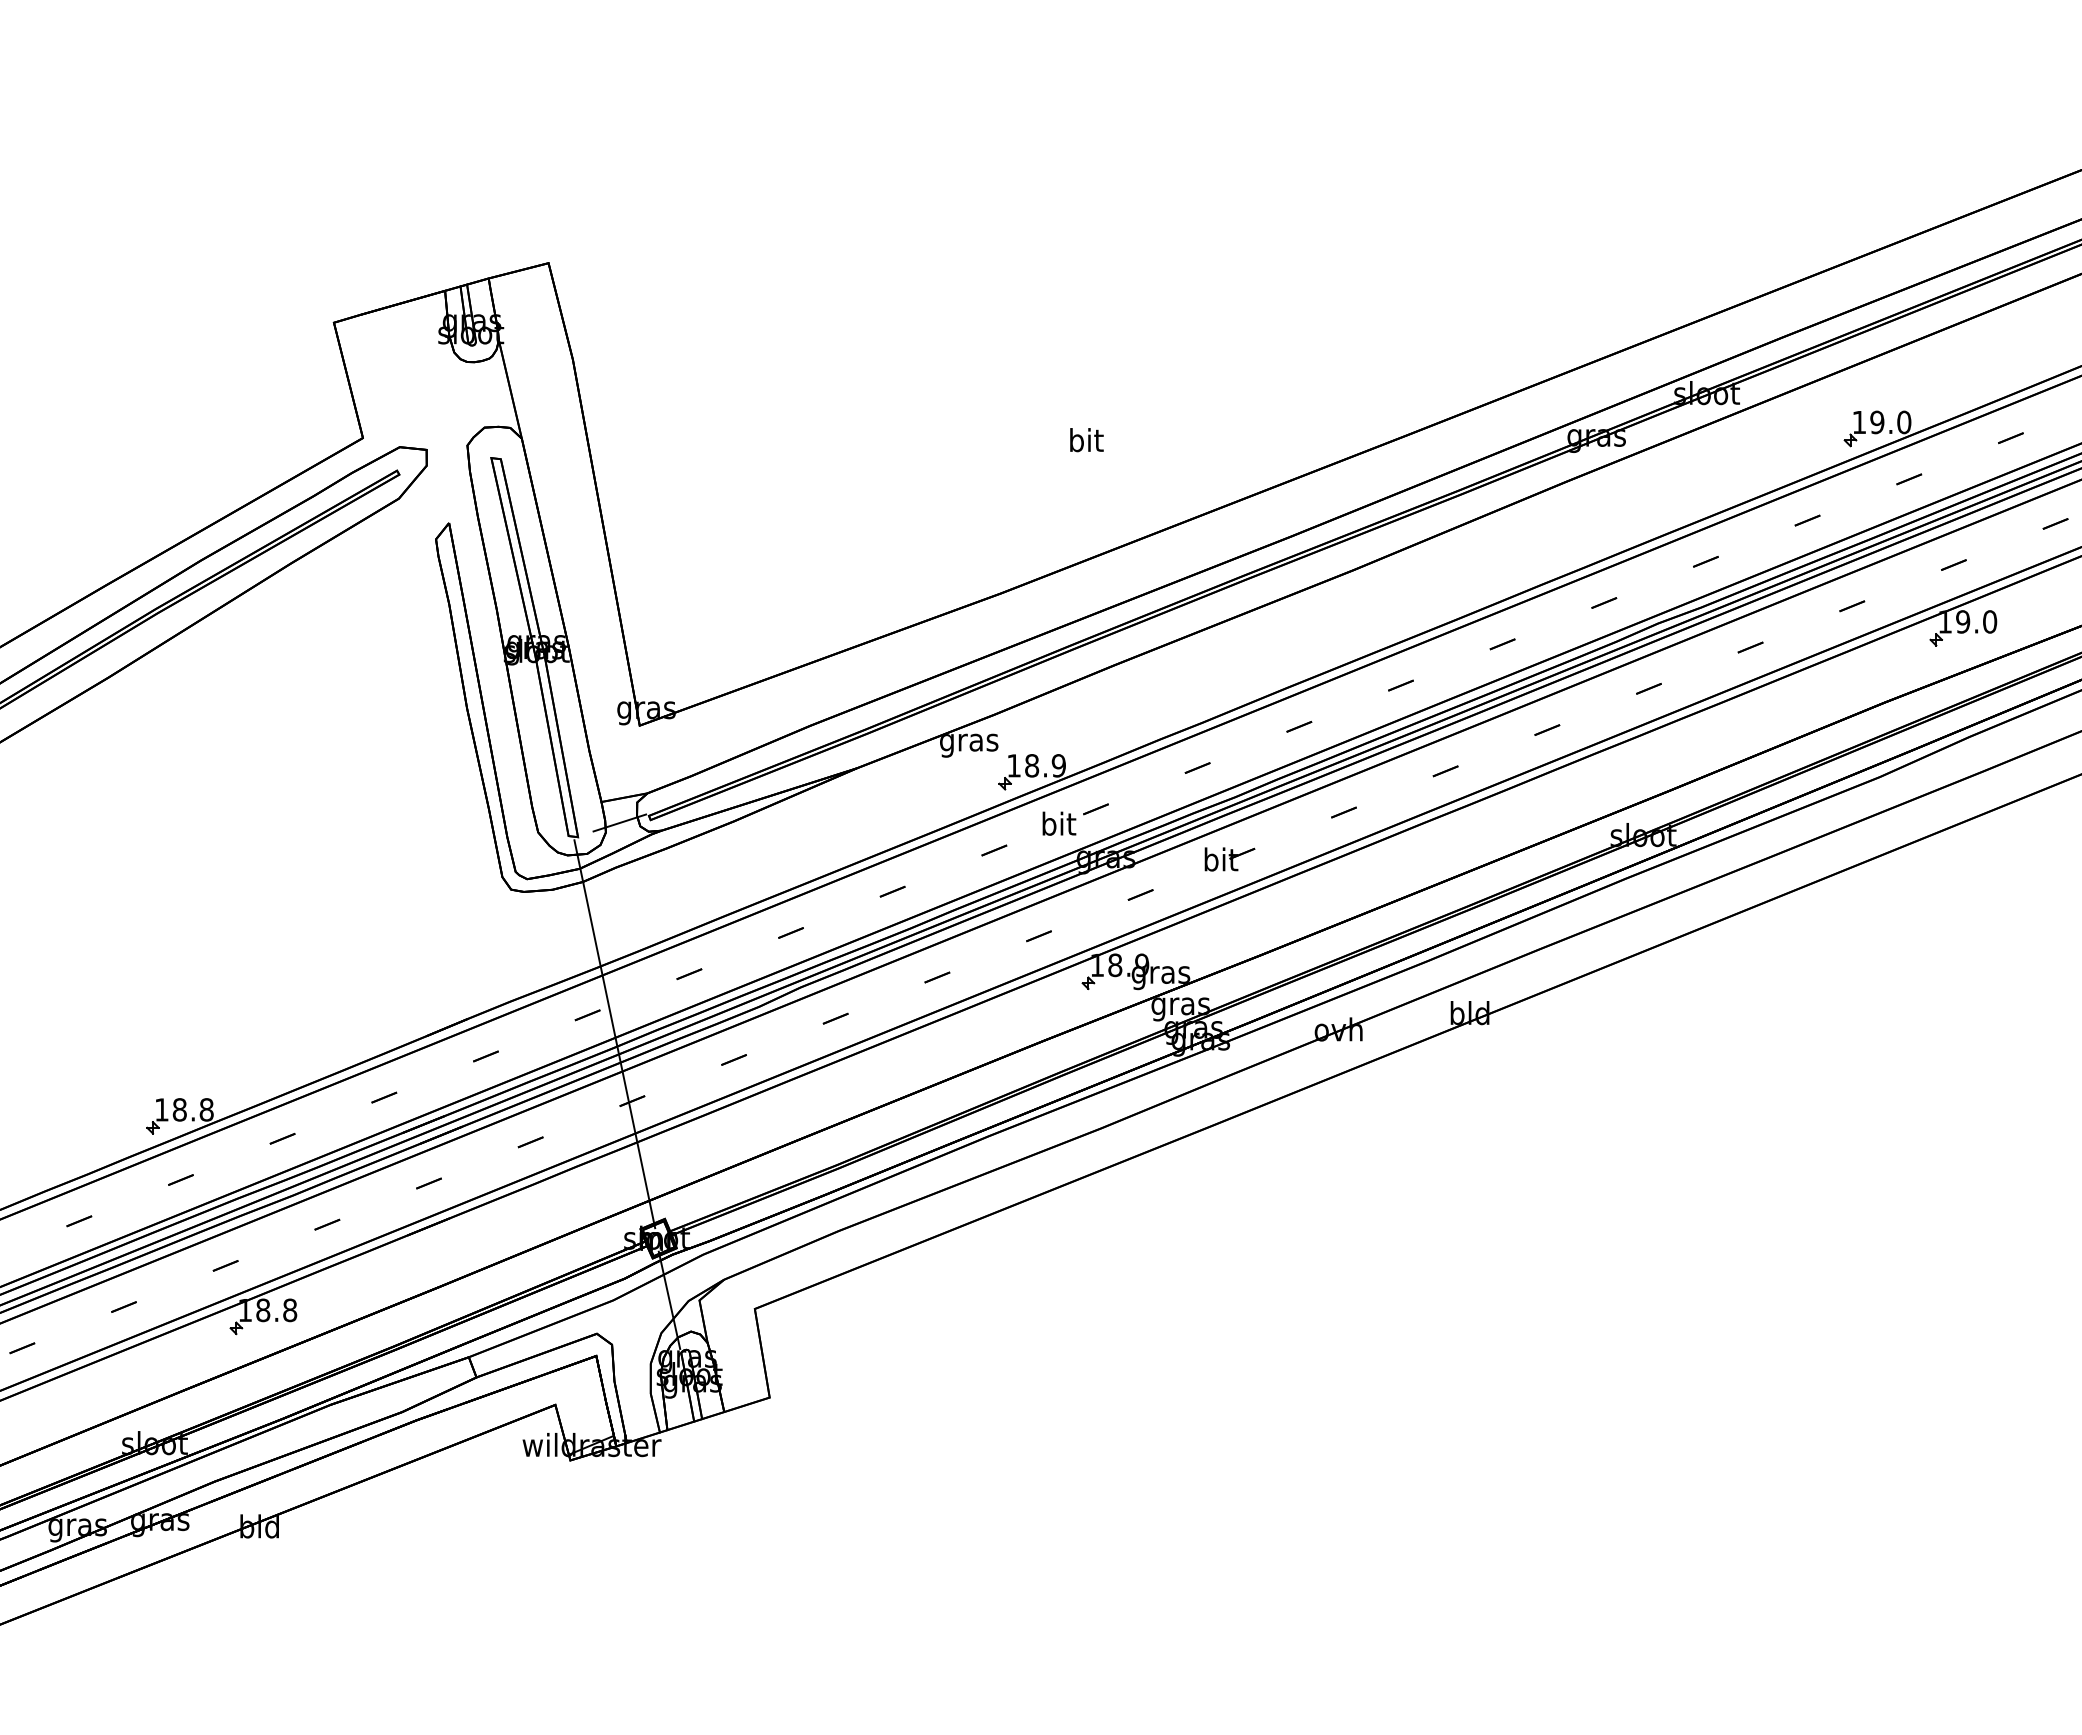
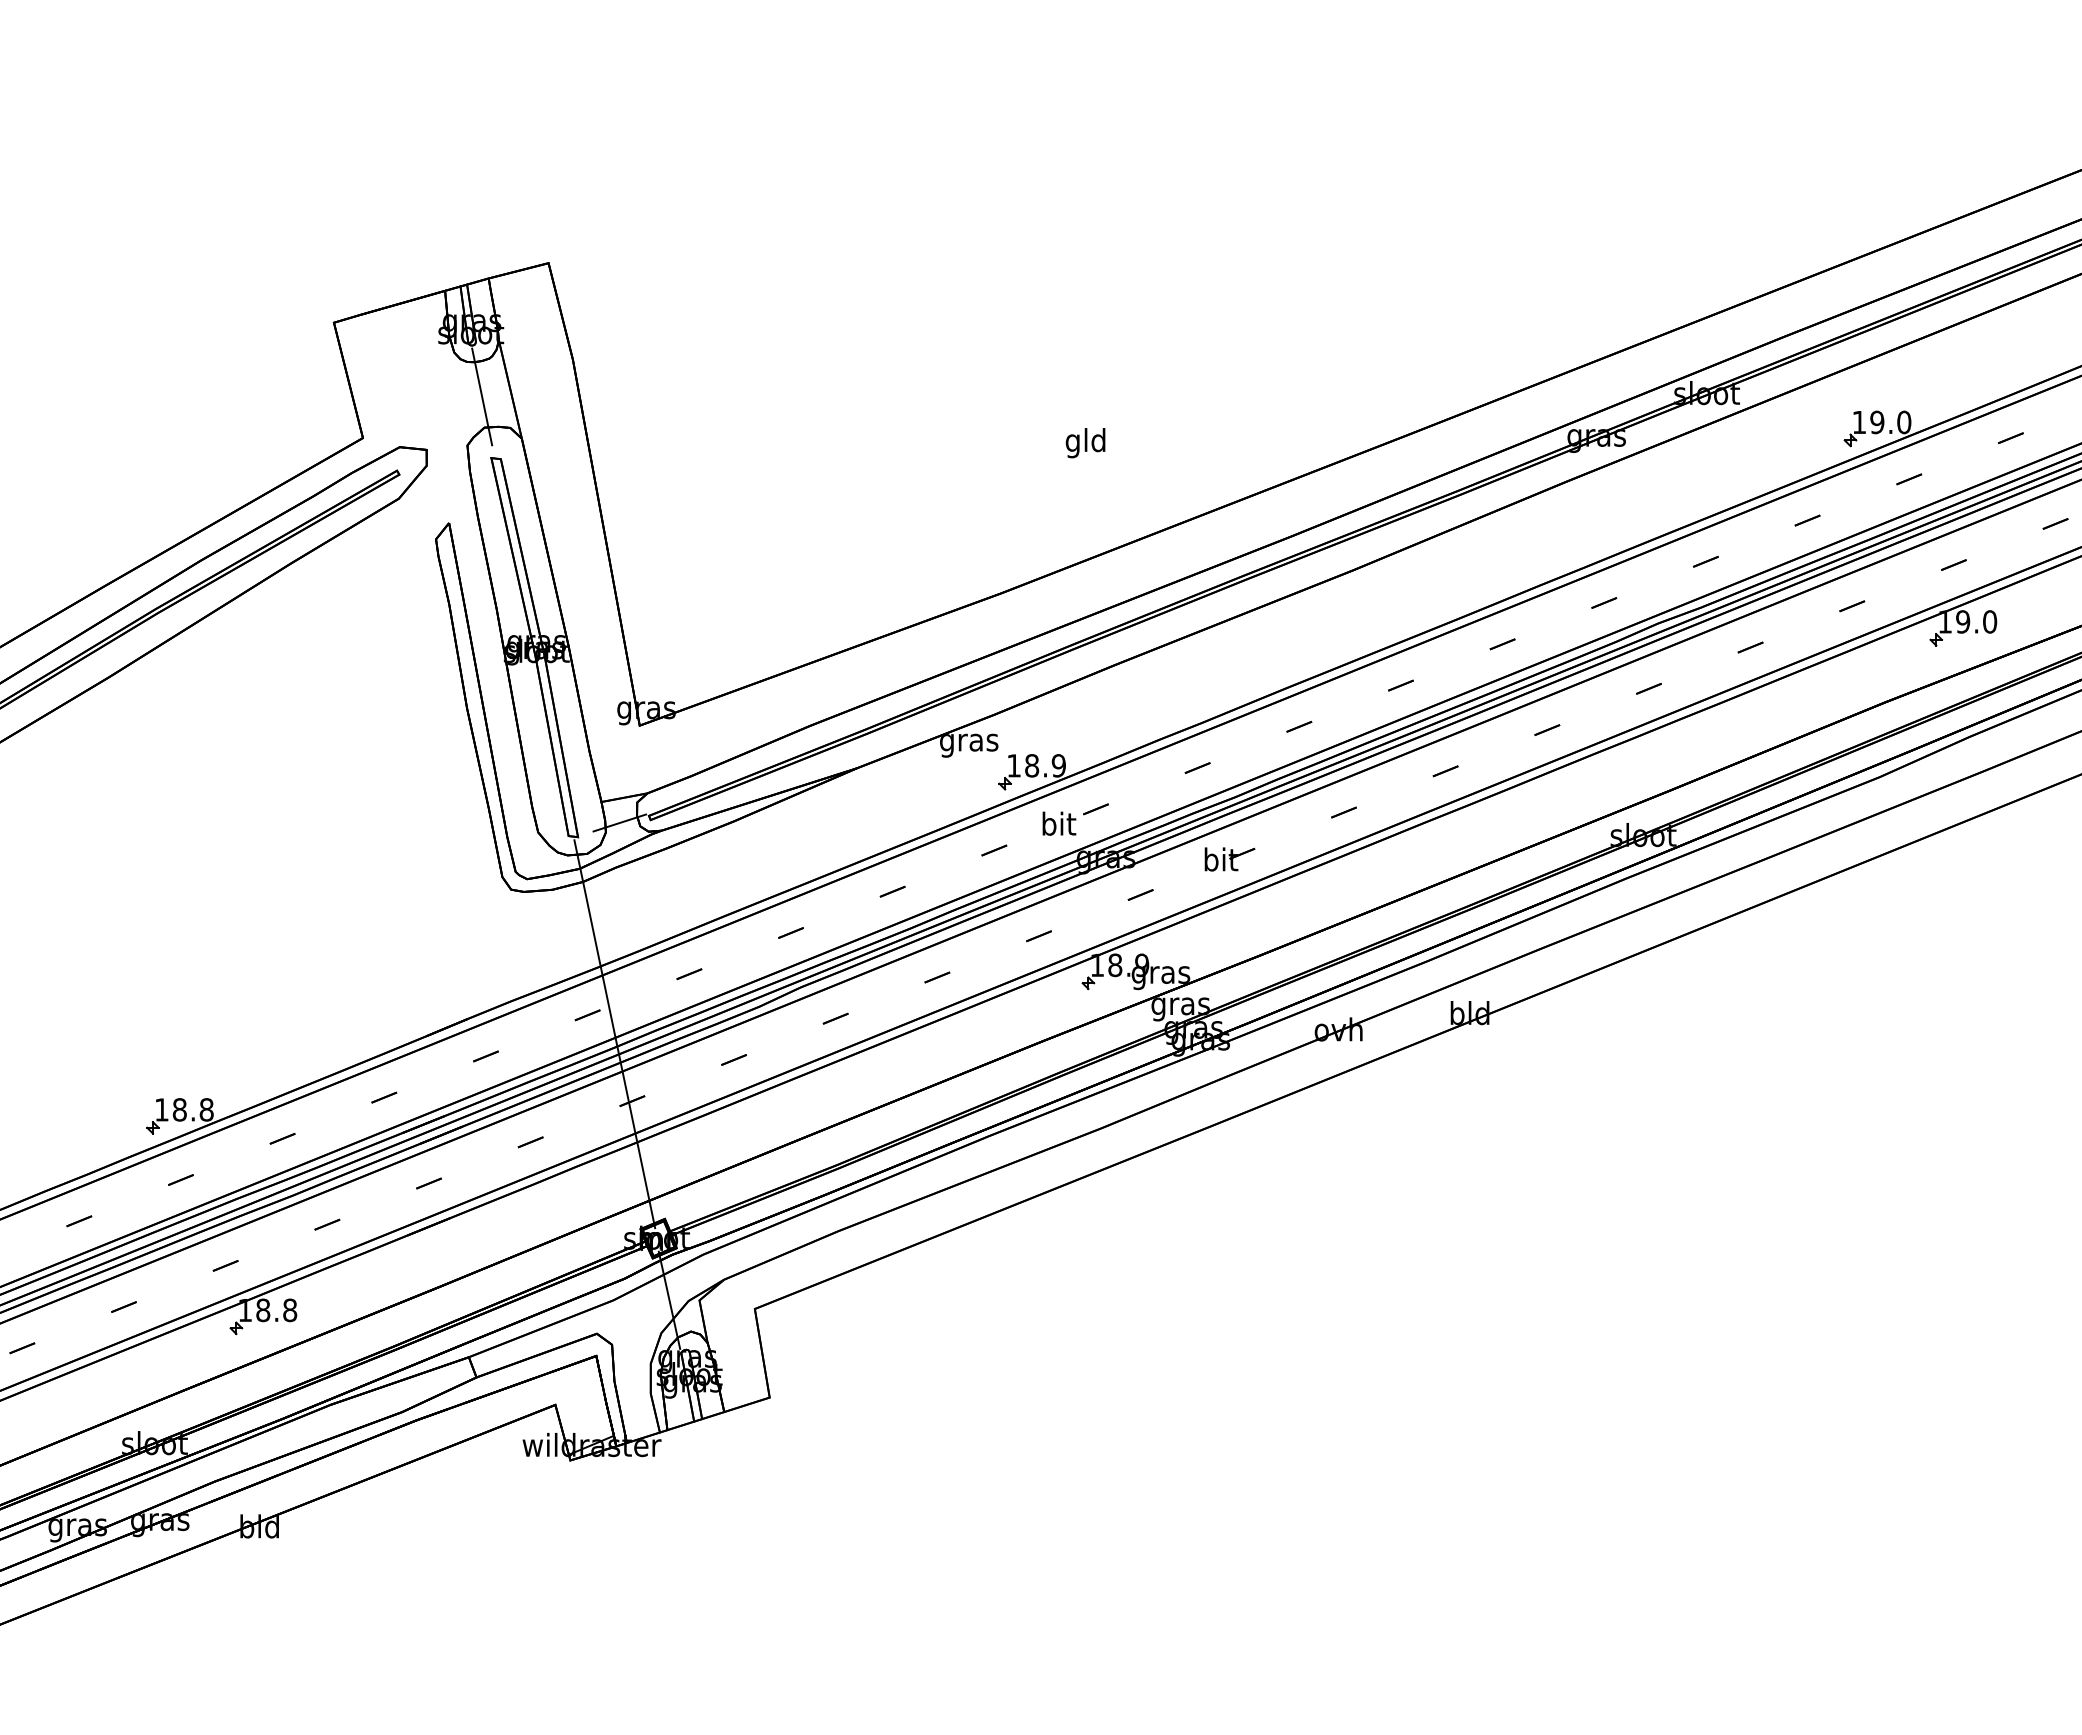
line: none -> present (482, 396)
text: bit -> gld (1085, 443)
